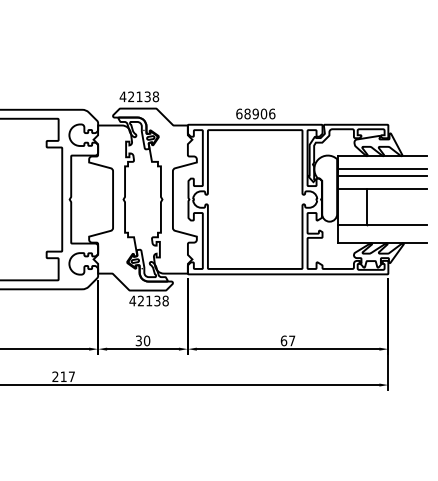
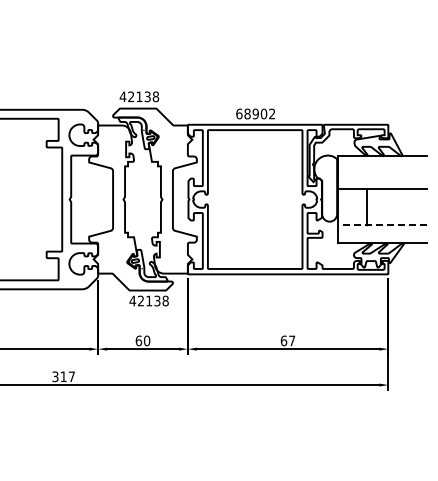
text: 68906 -> 68902 (272, 113)
line: present -> none (382, 169)
line: present -> none (382, 176)
line: solid -> dashed (382, 225)
text: 30 -> 60 (138, 340)
text: 217 -> 317 (55, 377)
